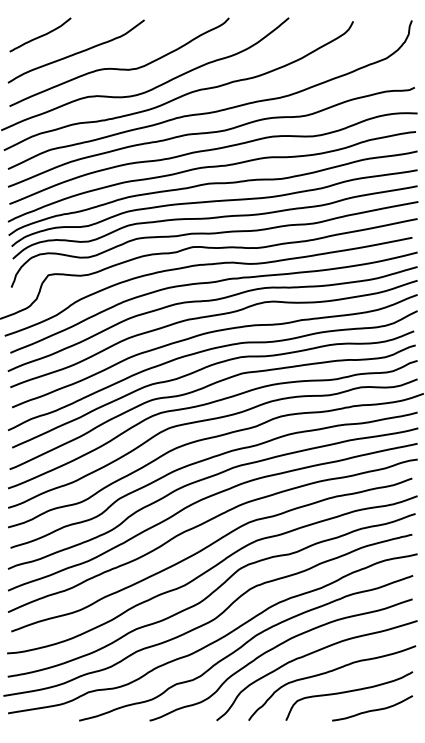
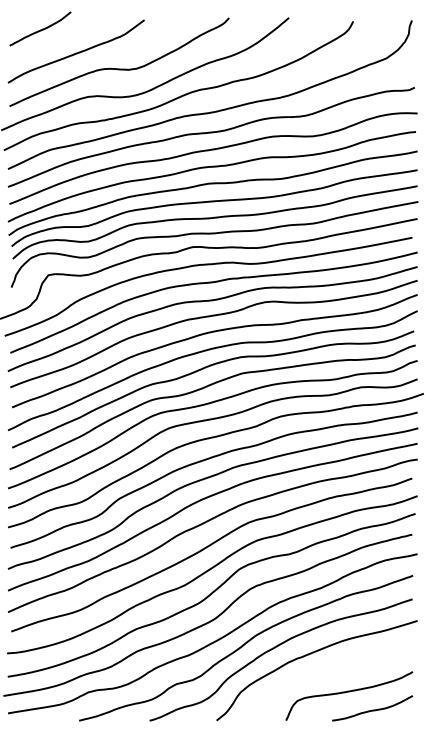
curve position: (40, 35) -> (40, 29) (40, 29)
curve: present -> none (330, 672)
